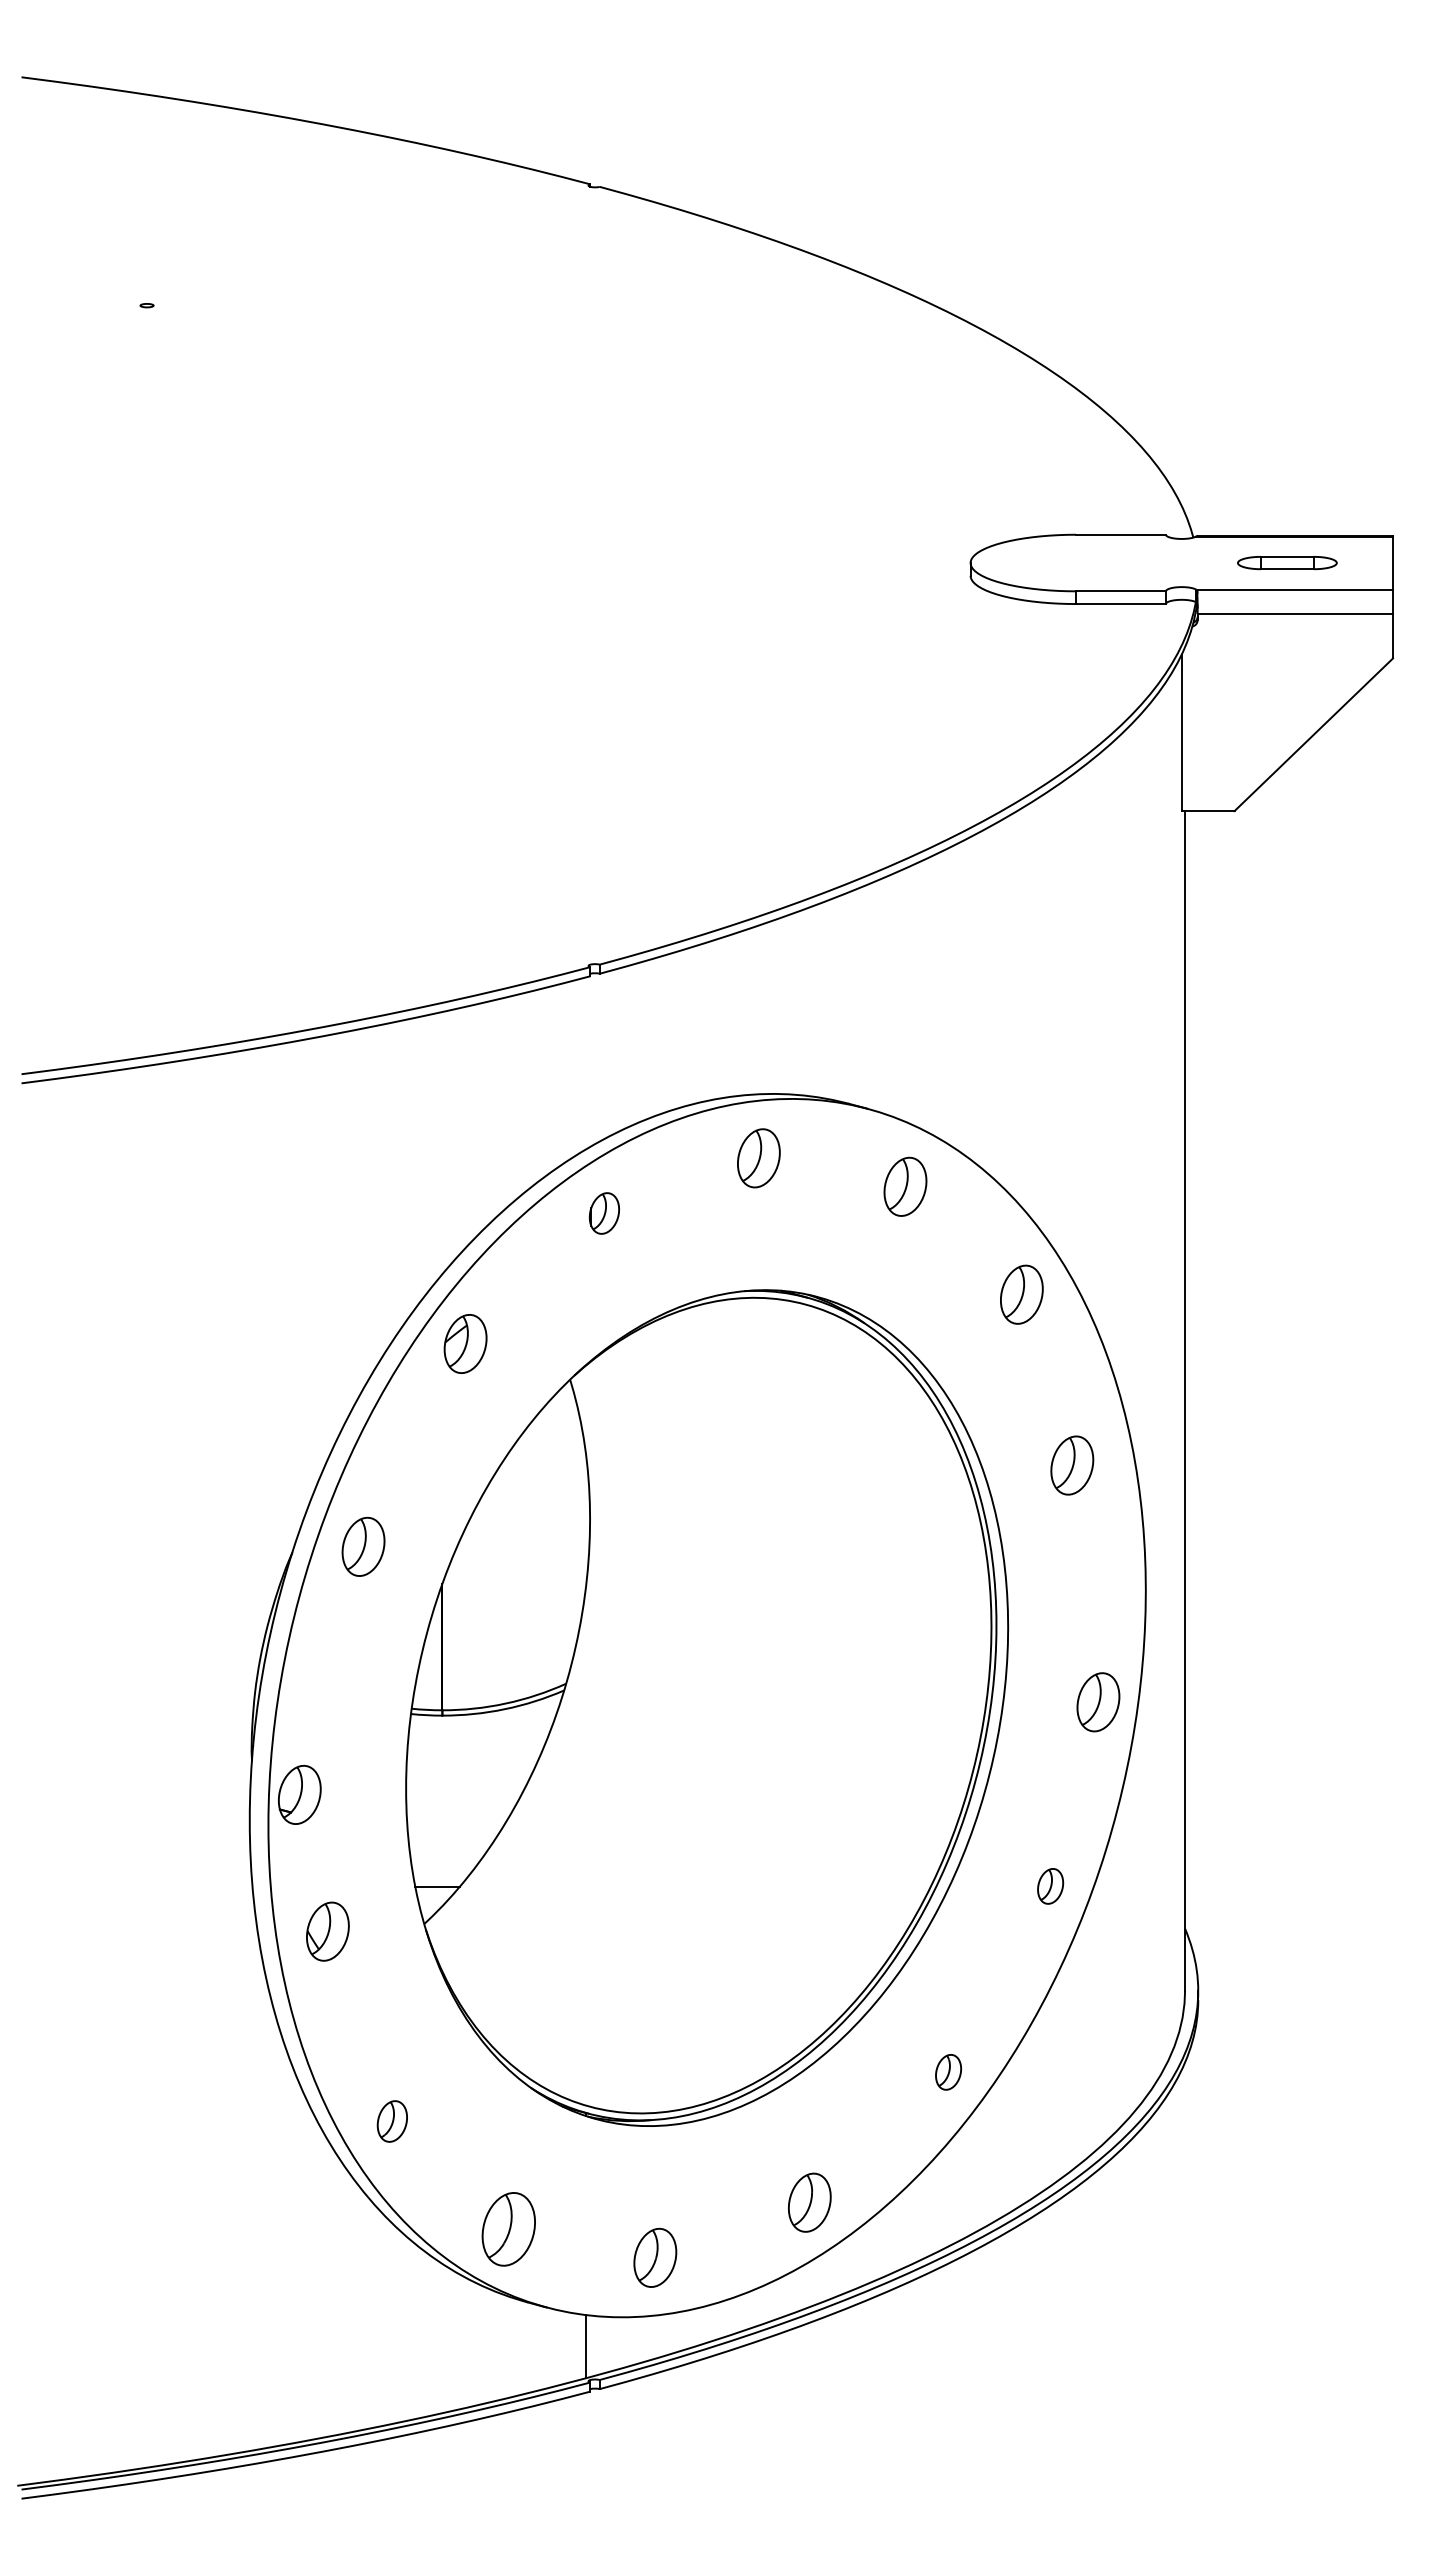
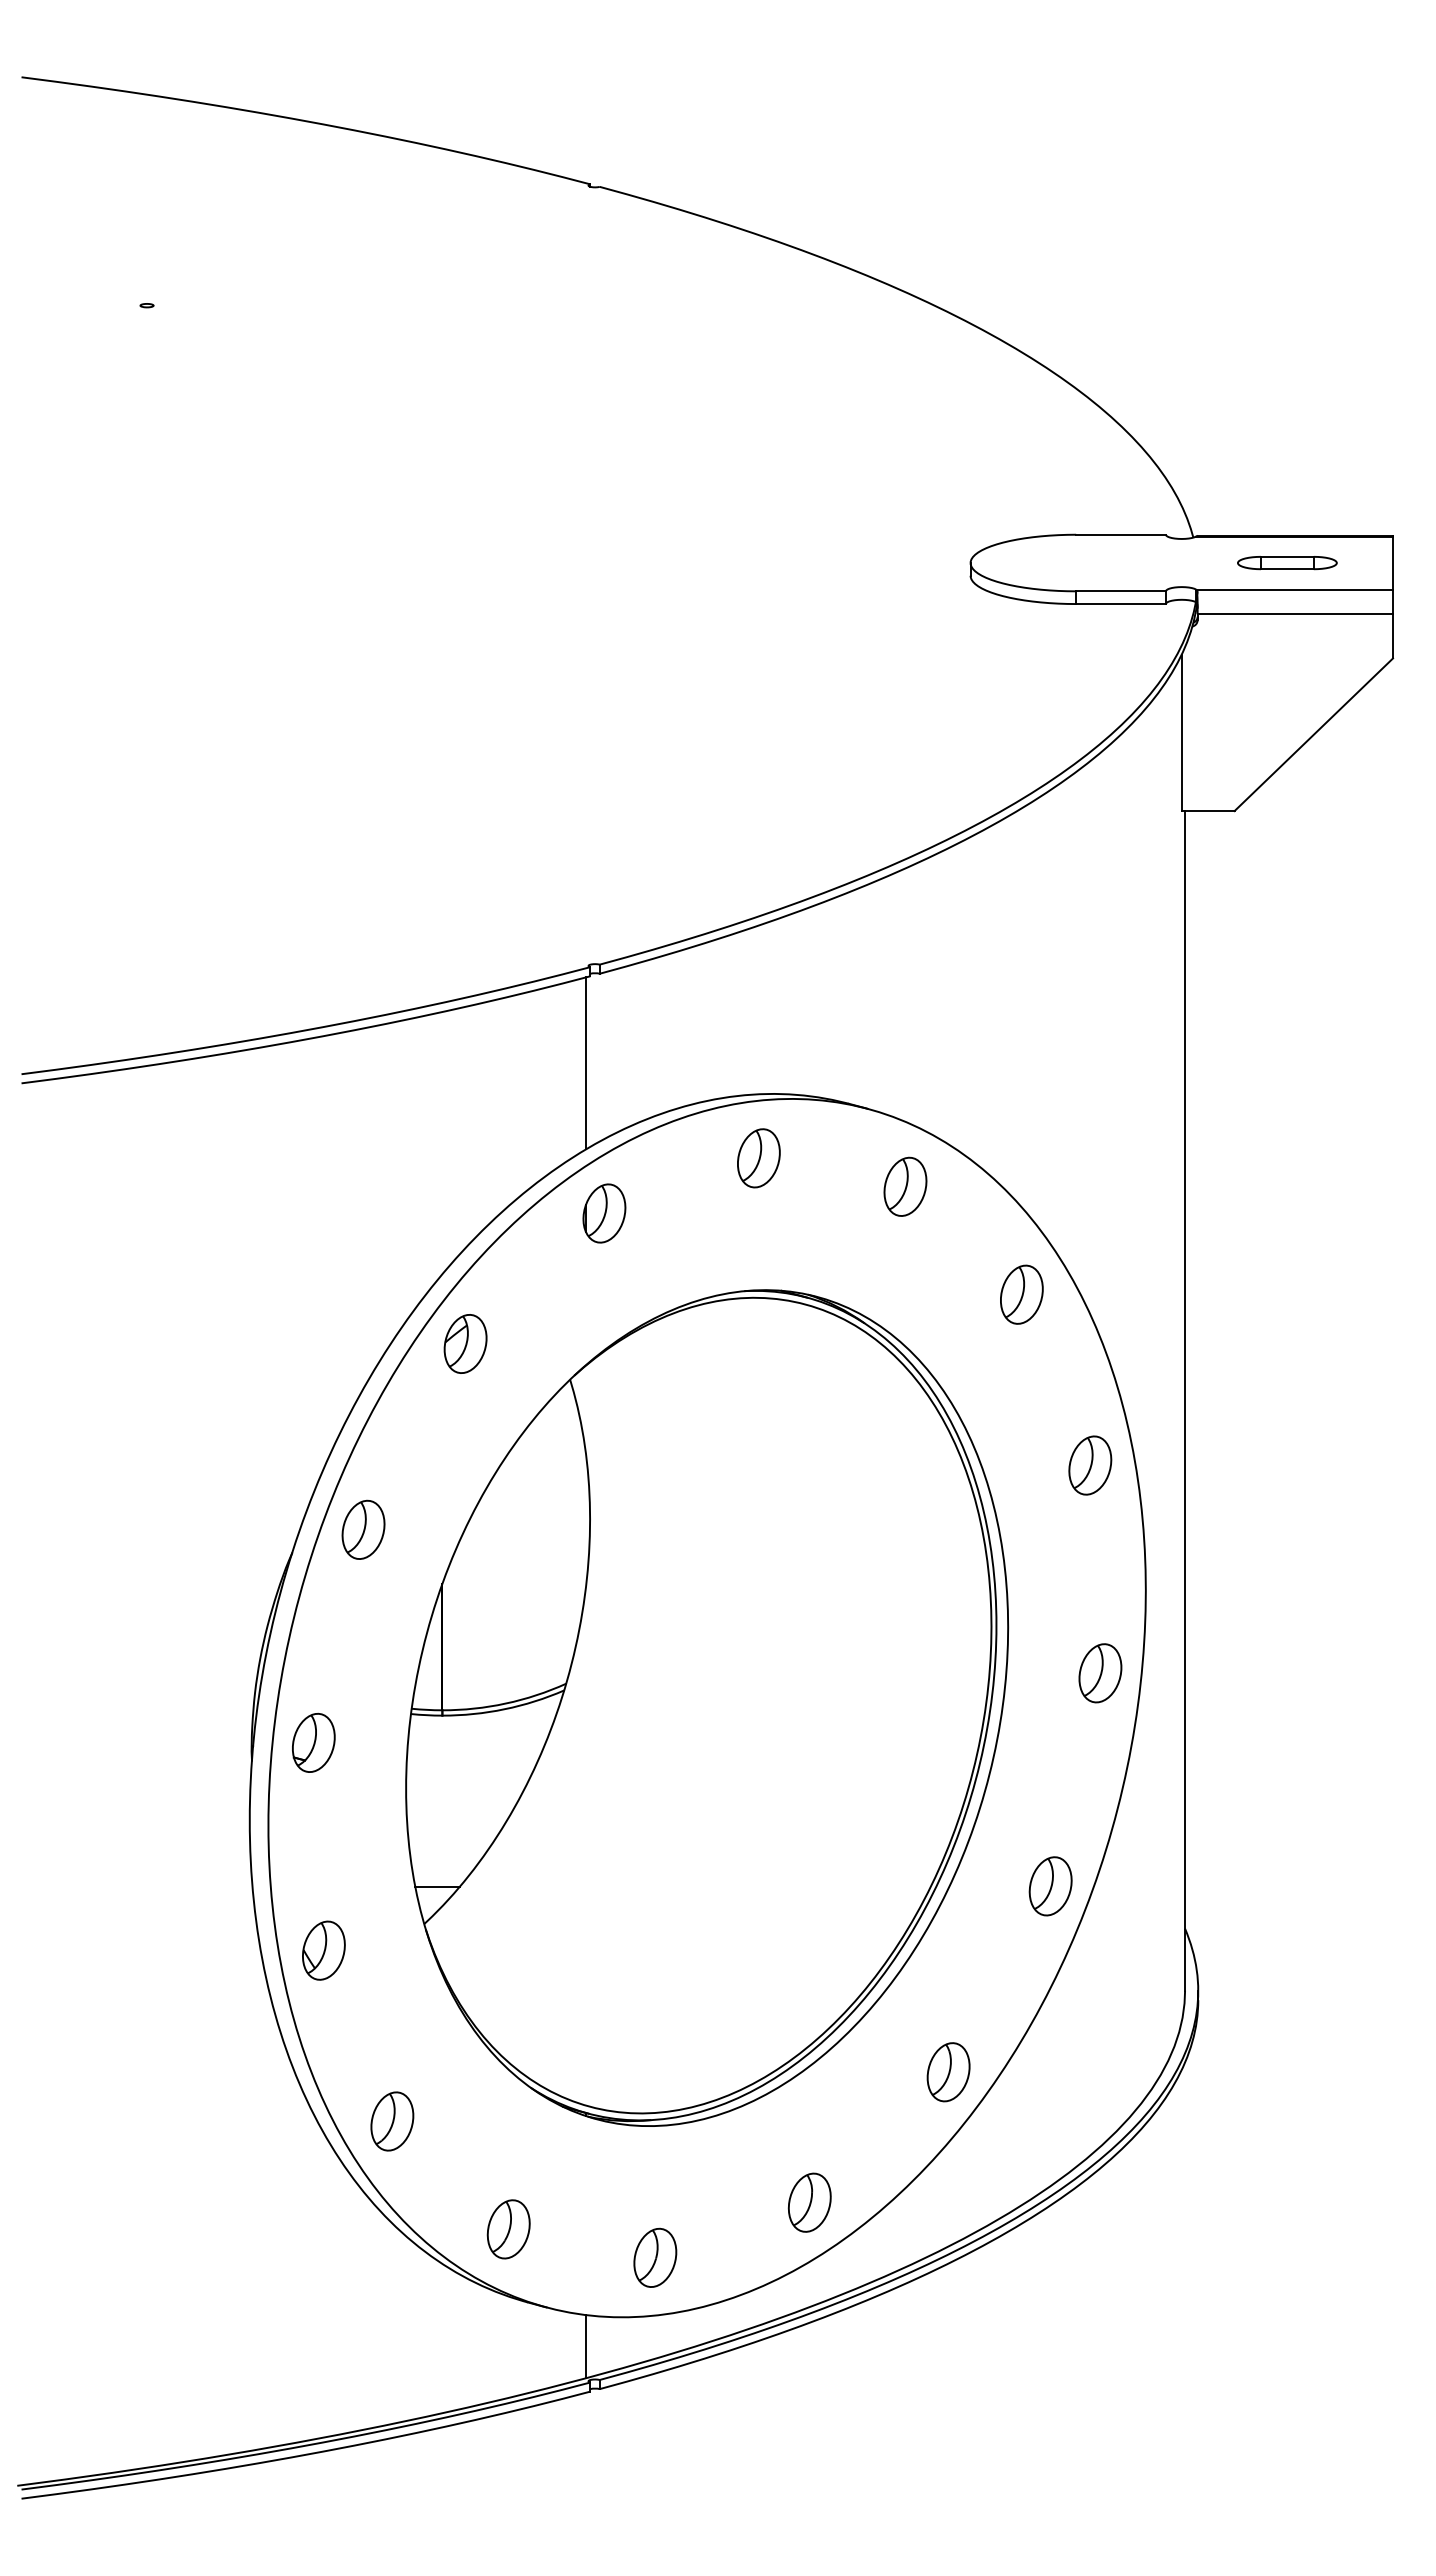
line: none -> present (585, 1063)
part size: 33x43 px -> 45x61 px (604, 1213)
part position: (1072, 1465) -> (1090, 1465) (1090, 1465)
part position: (363, 1546) -> (363, 1529) (363, 1529)
part position: (1098, 1702) -> (1100, 1673) (1100, 1673)
part position: (299, 1794) -> (313, 1742) (313, 1742)
part size: 28x37 px -> 45x61 px (1050, 1886)
part position: (327, 1931) -> (323, 1950) (323, 1950)
part size: 27x37 px -> 45x61 px (948, 2072)
part size: 32x43 px -> 45x61 px (392, 2121)
part size: 55x75 px -> 45x61 px (508, 2229)
